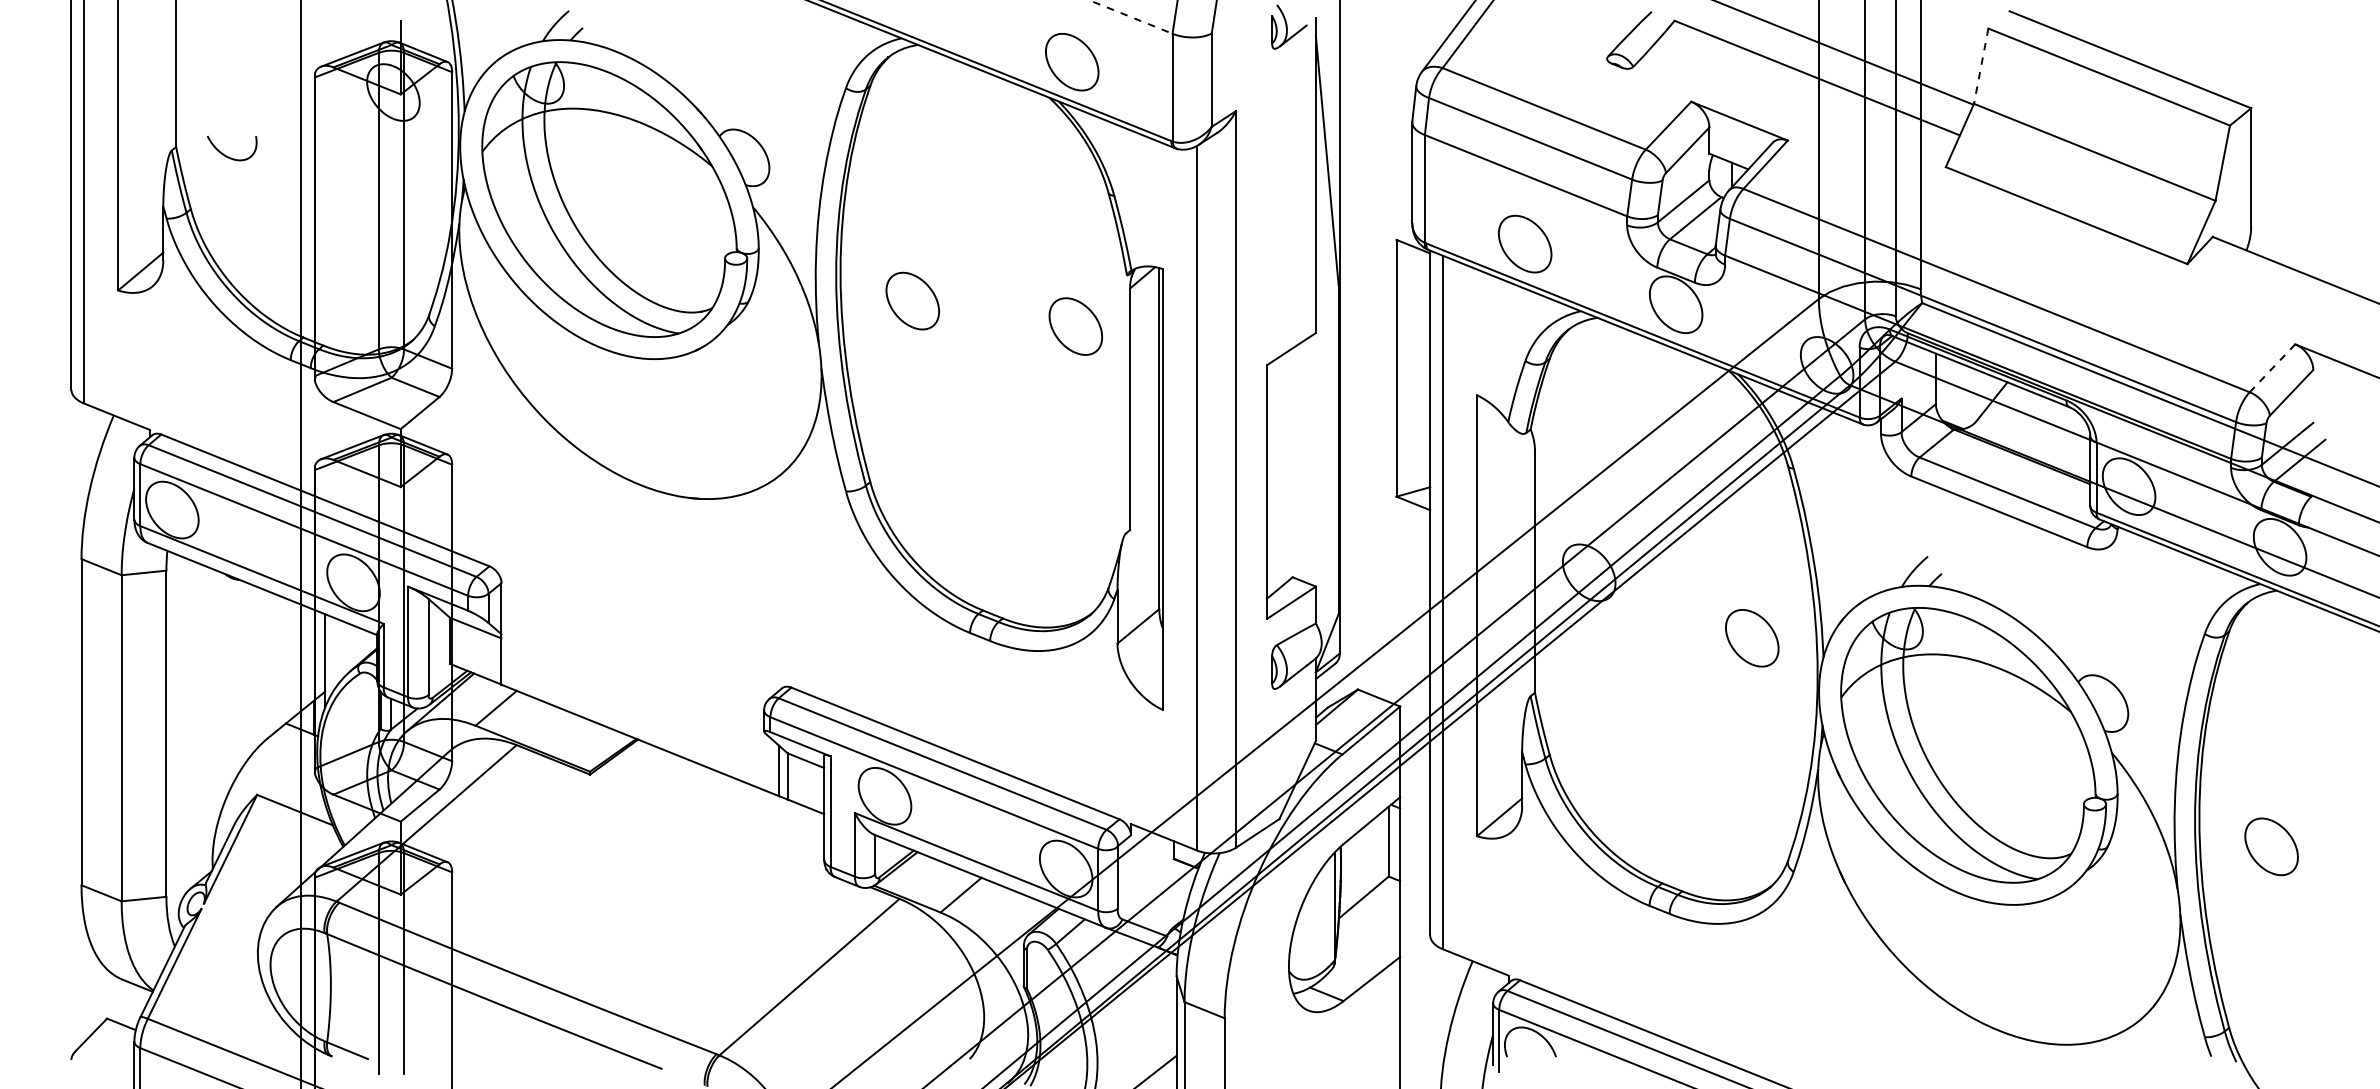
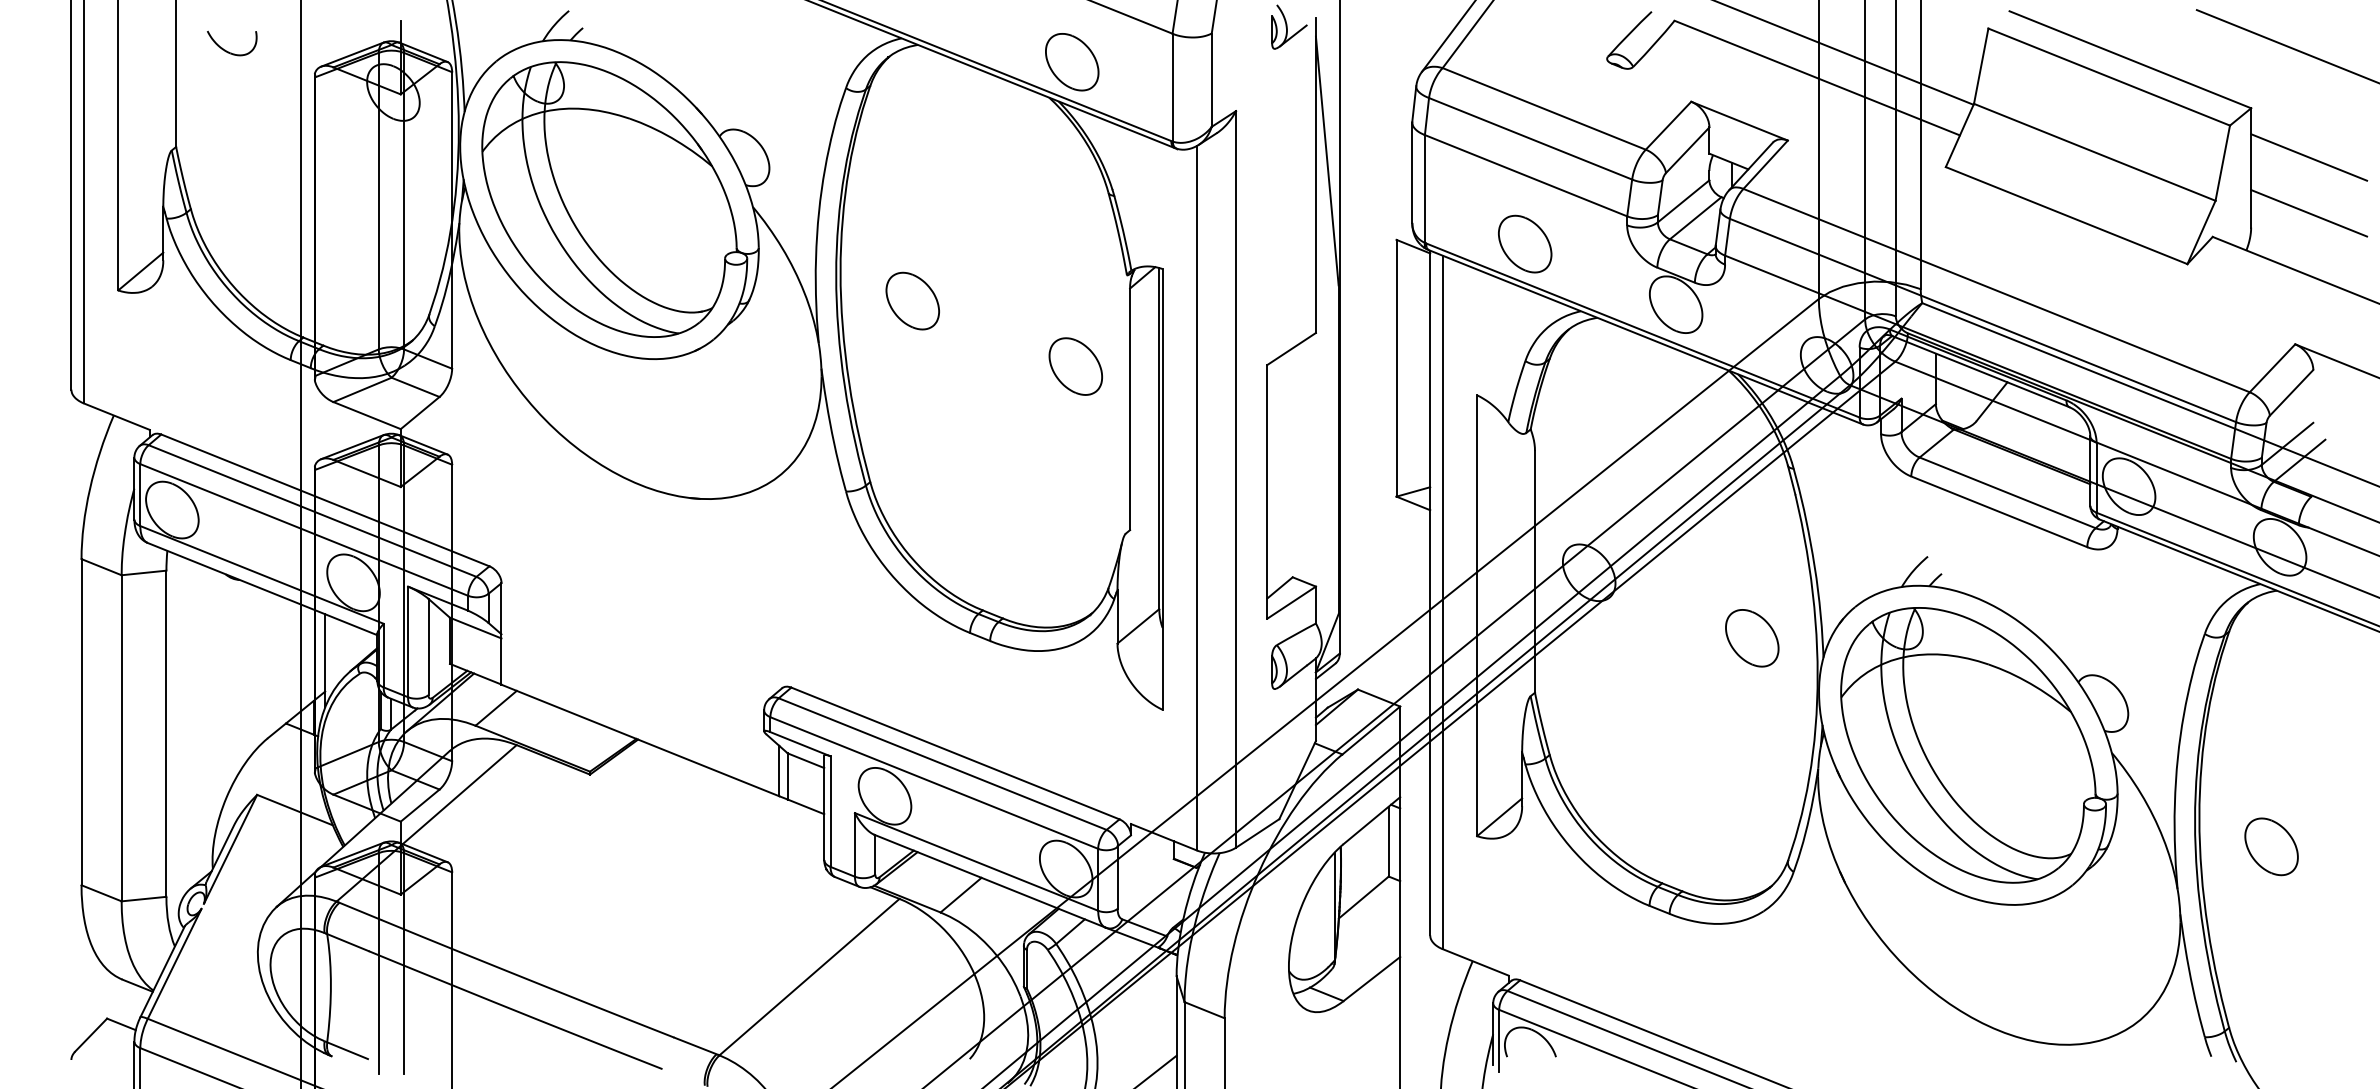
line: dashed -> solid (1130, 17)
line: none -> present (2286, 46)
line: dashed -> solid (1981, 66)
part position: (228, 156) -> (228, 51) (228, 51)
line: none -> present (2309, 157)
line: none -> present (2309, 213)
part position: (1075, 326) -> (1075, 366) (1075, 366)
line: dashed -> solid (2272, 368)
